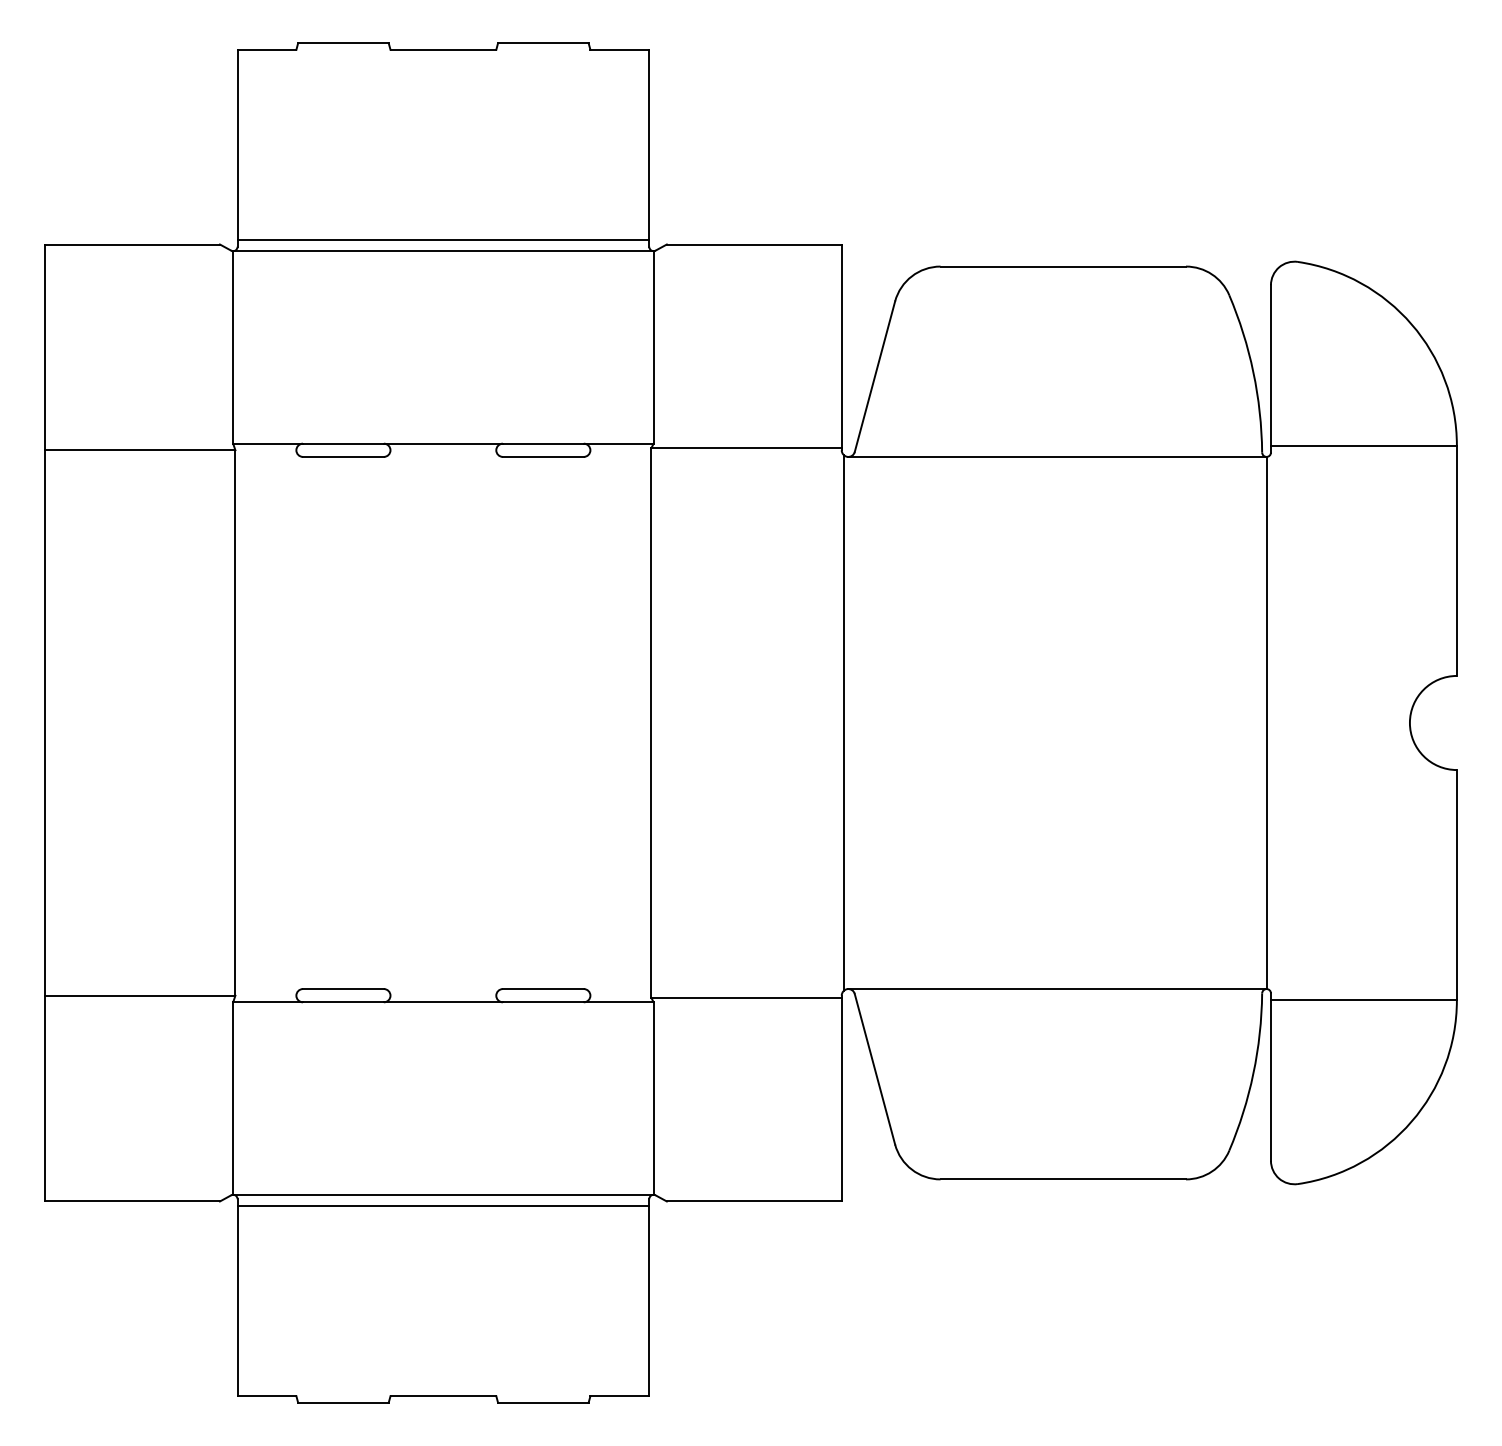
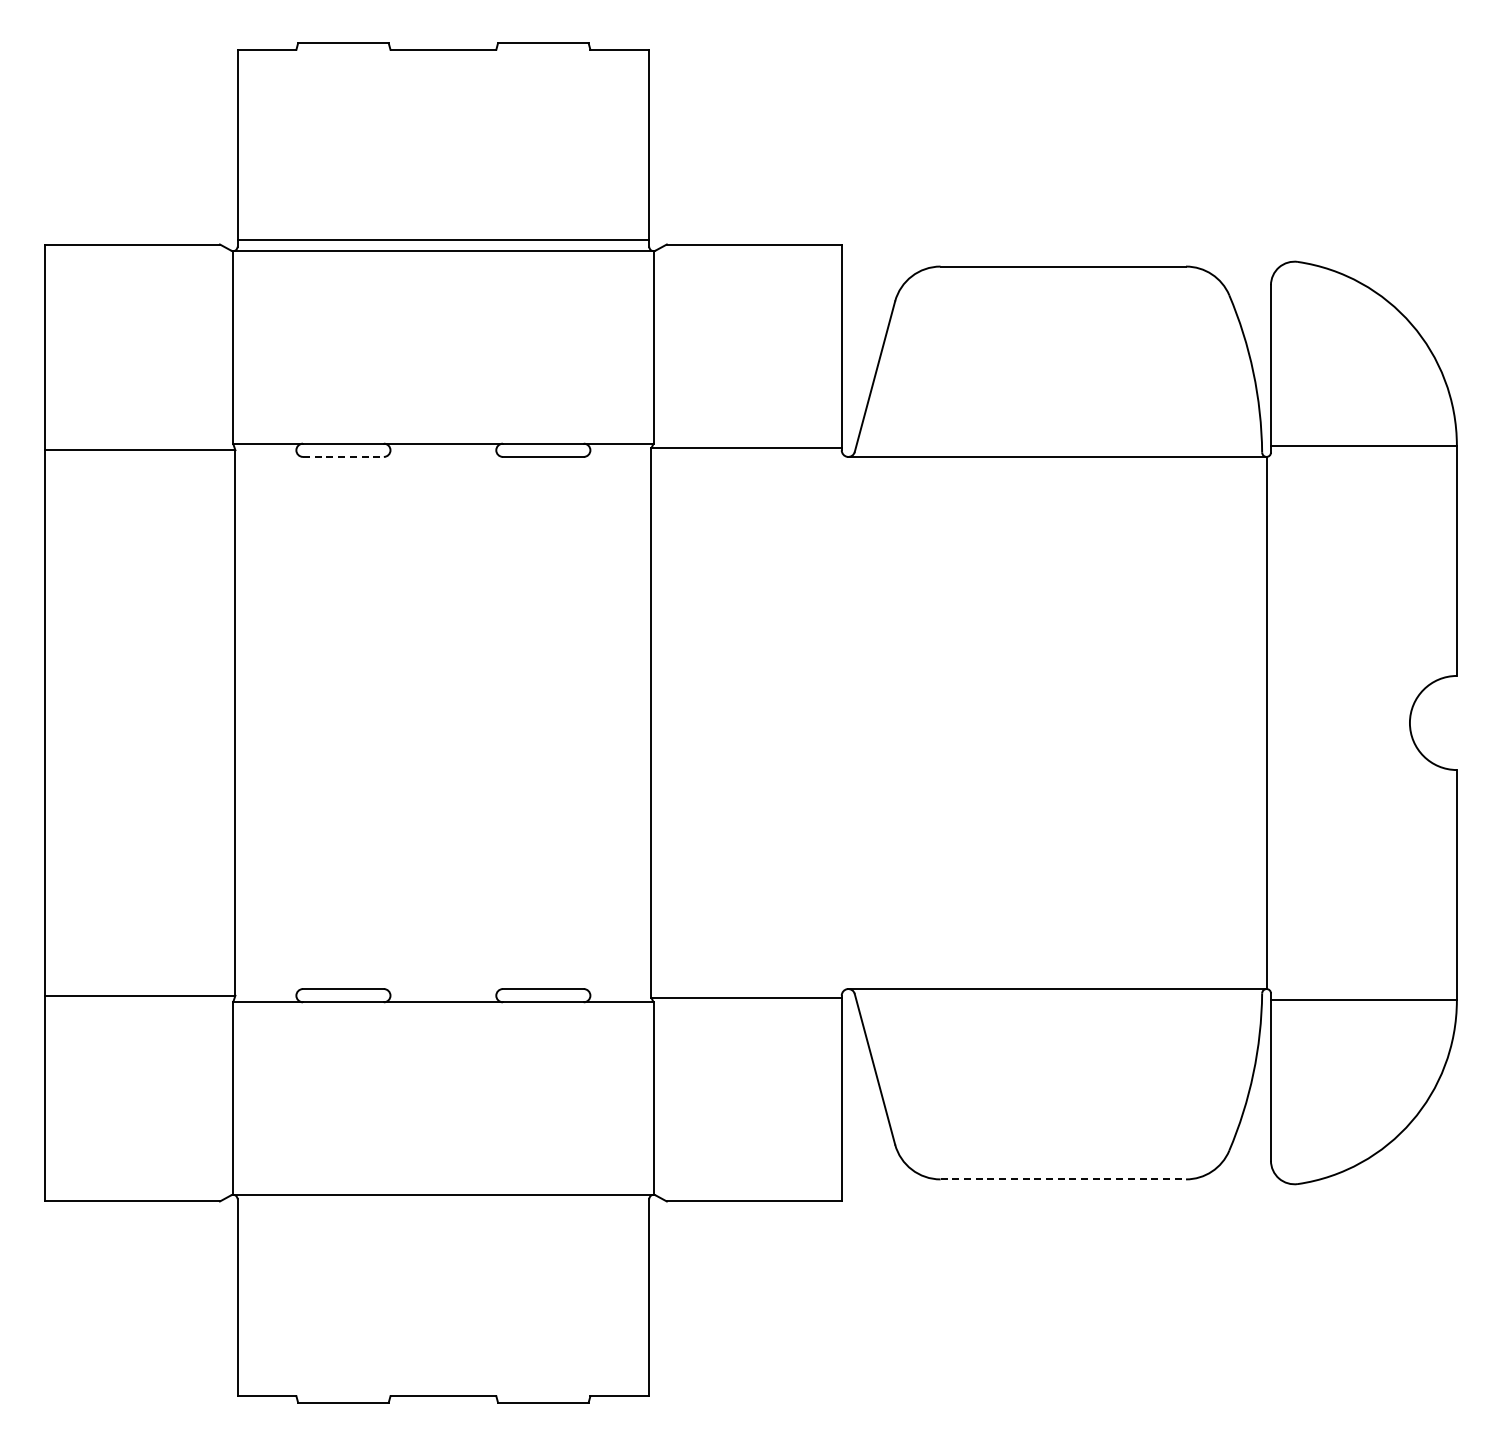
line: solid -> dashed (343, 456)
line: present -> none (843, 722)
line: solid -> dashed (1063, 1179)
line: present -> none (443, 1205)
